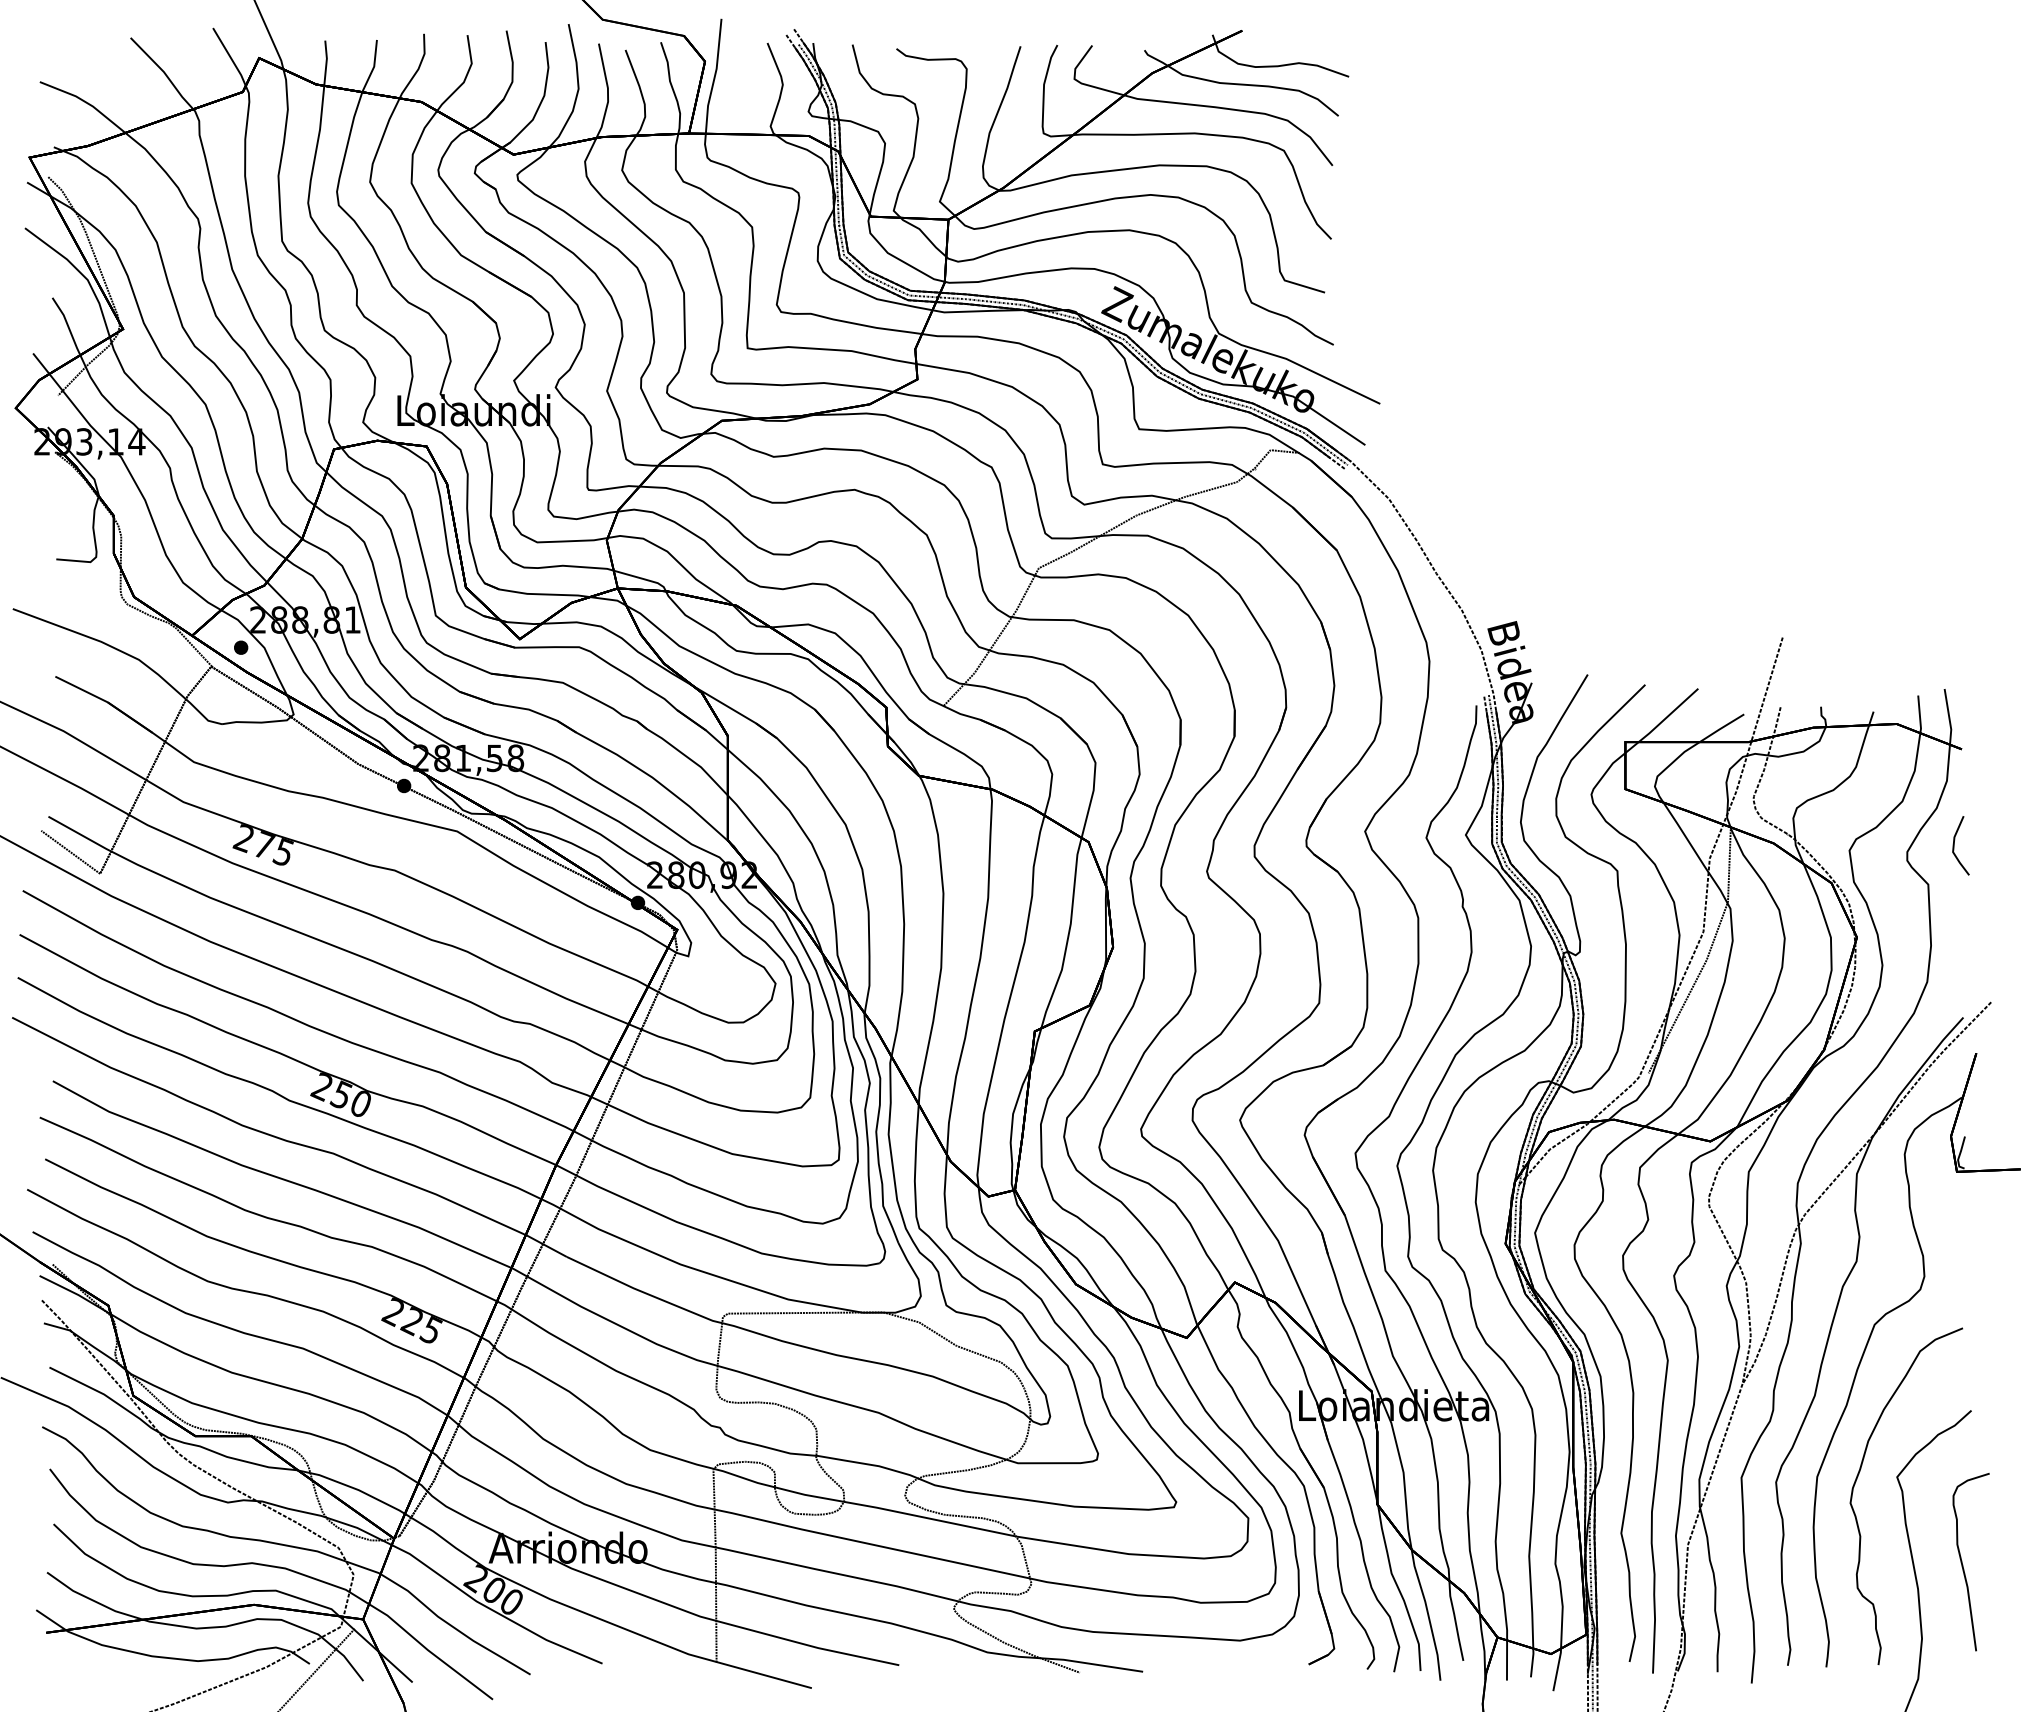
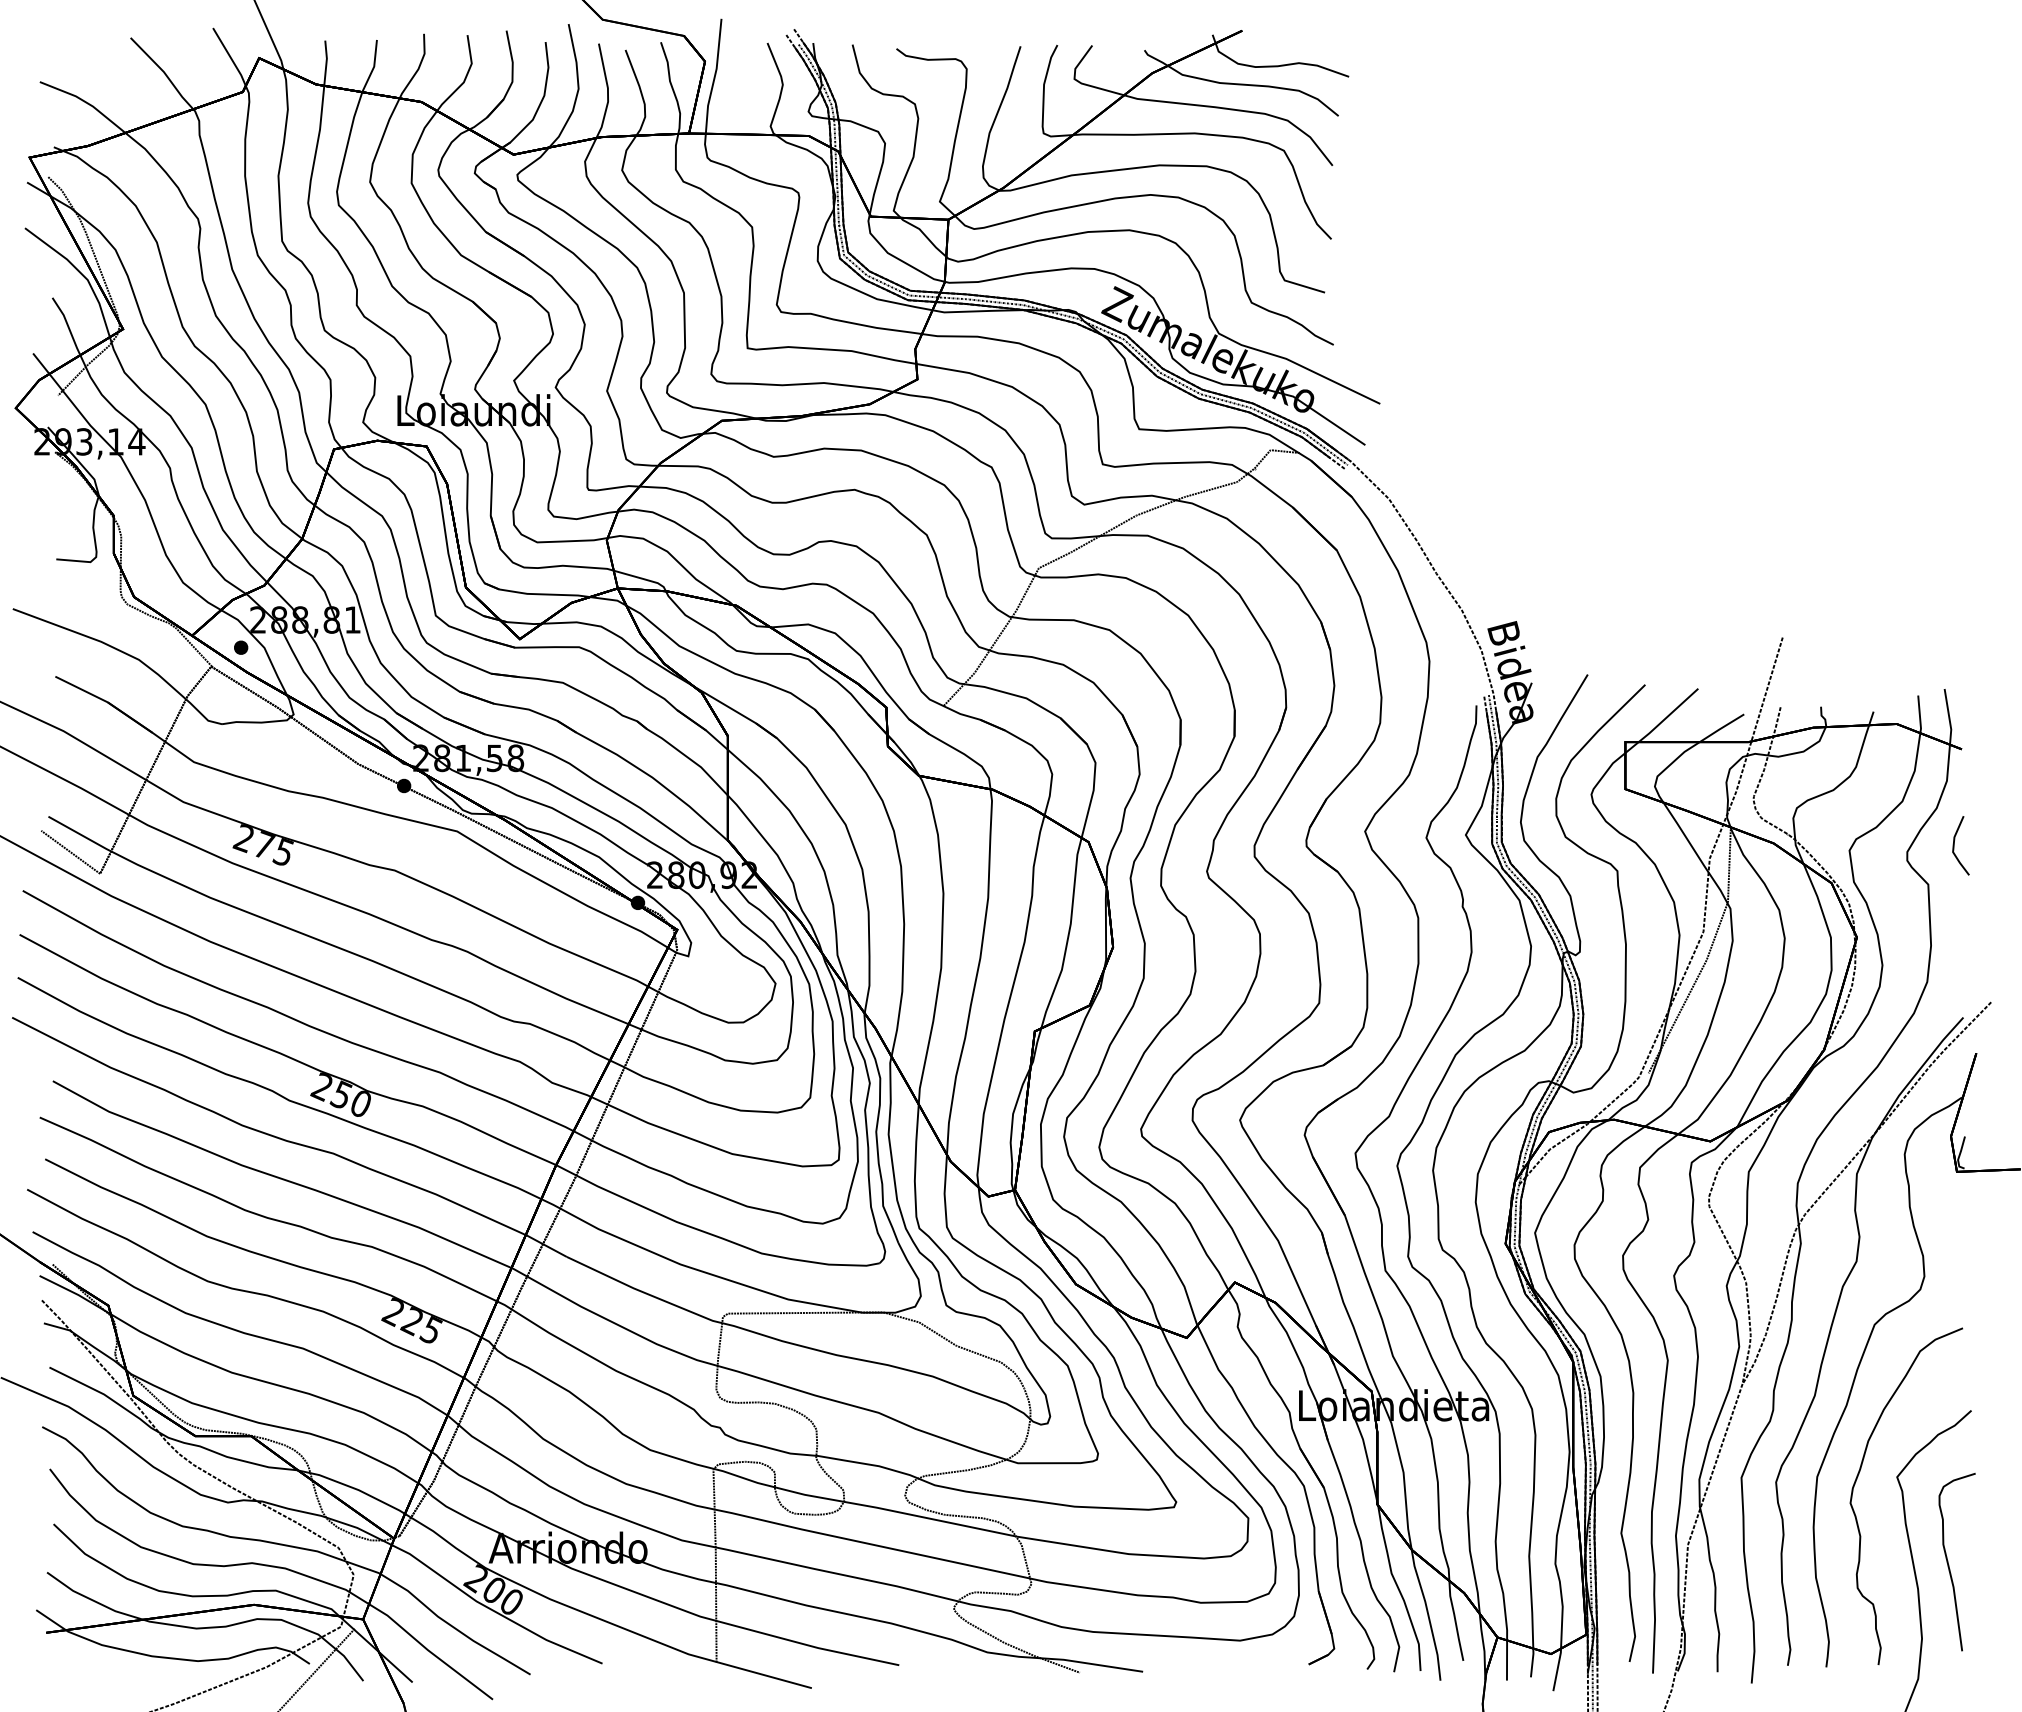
part position: (1963, 1565) -> (1949, 1565) (1949, 1565)
